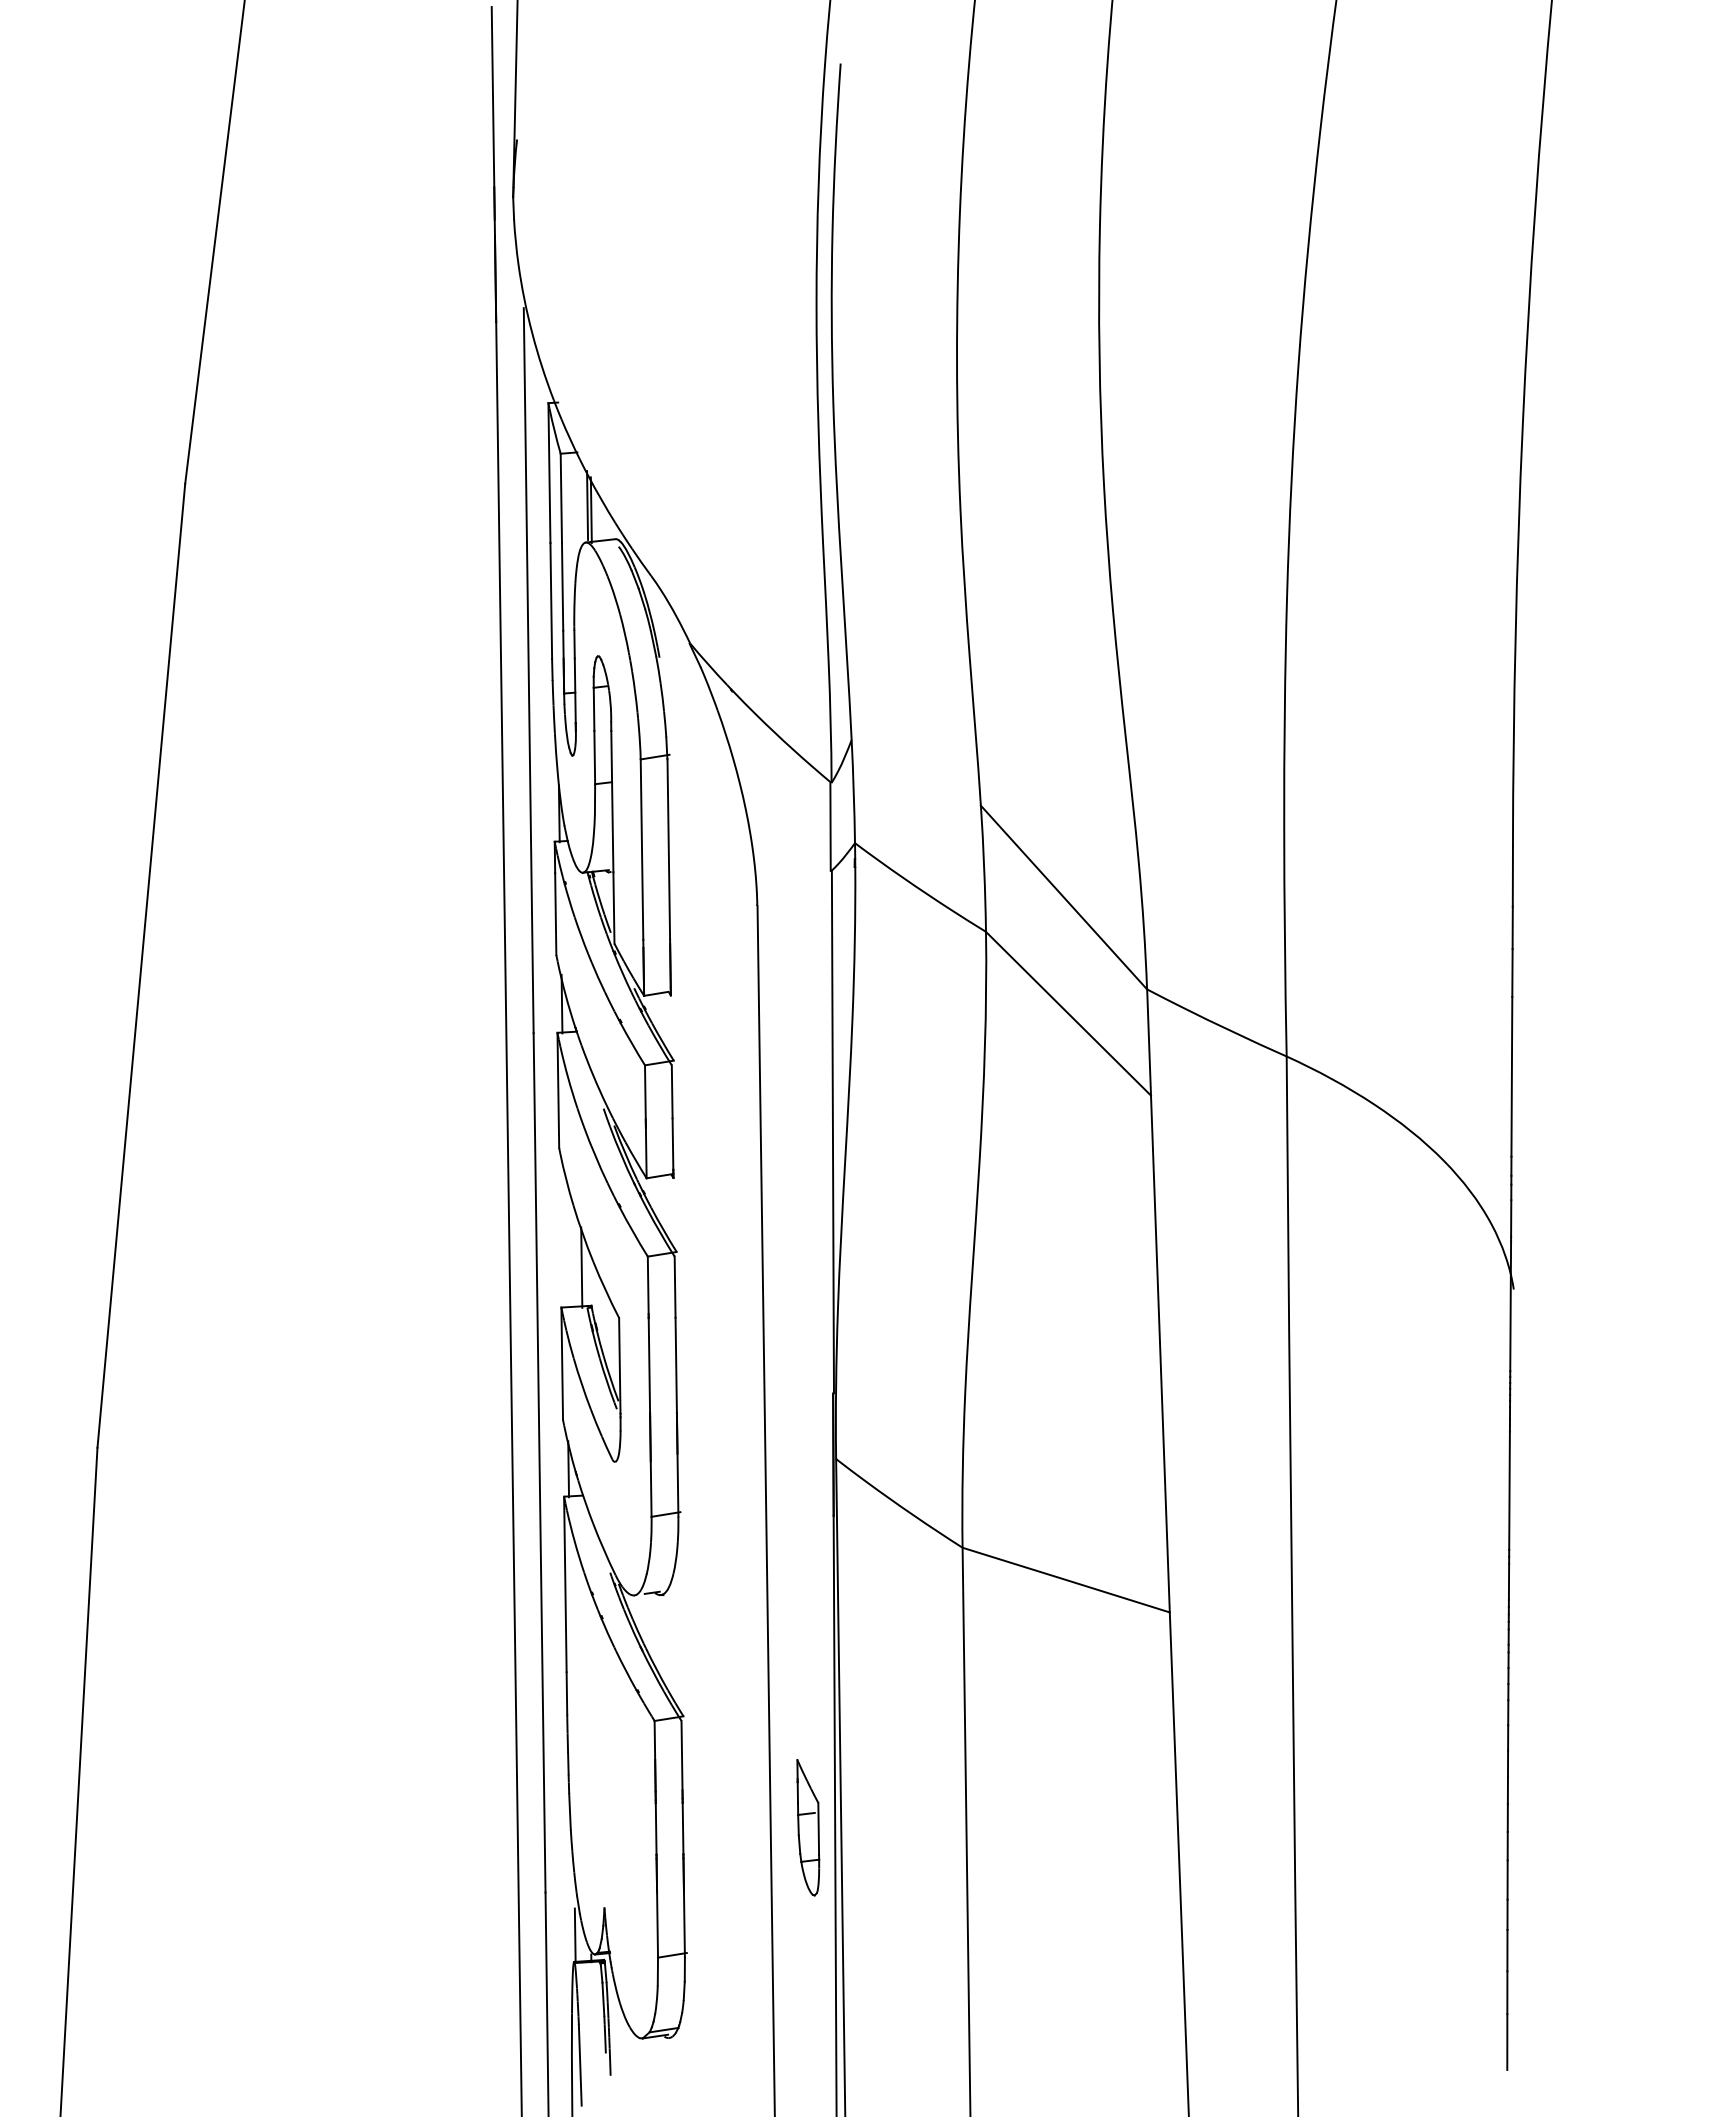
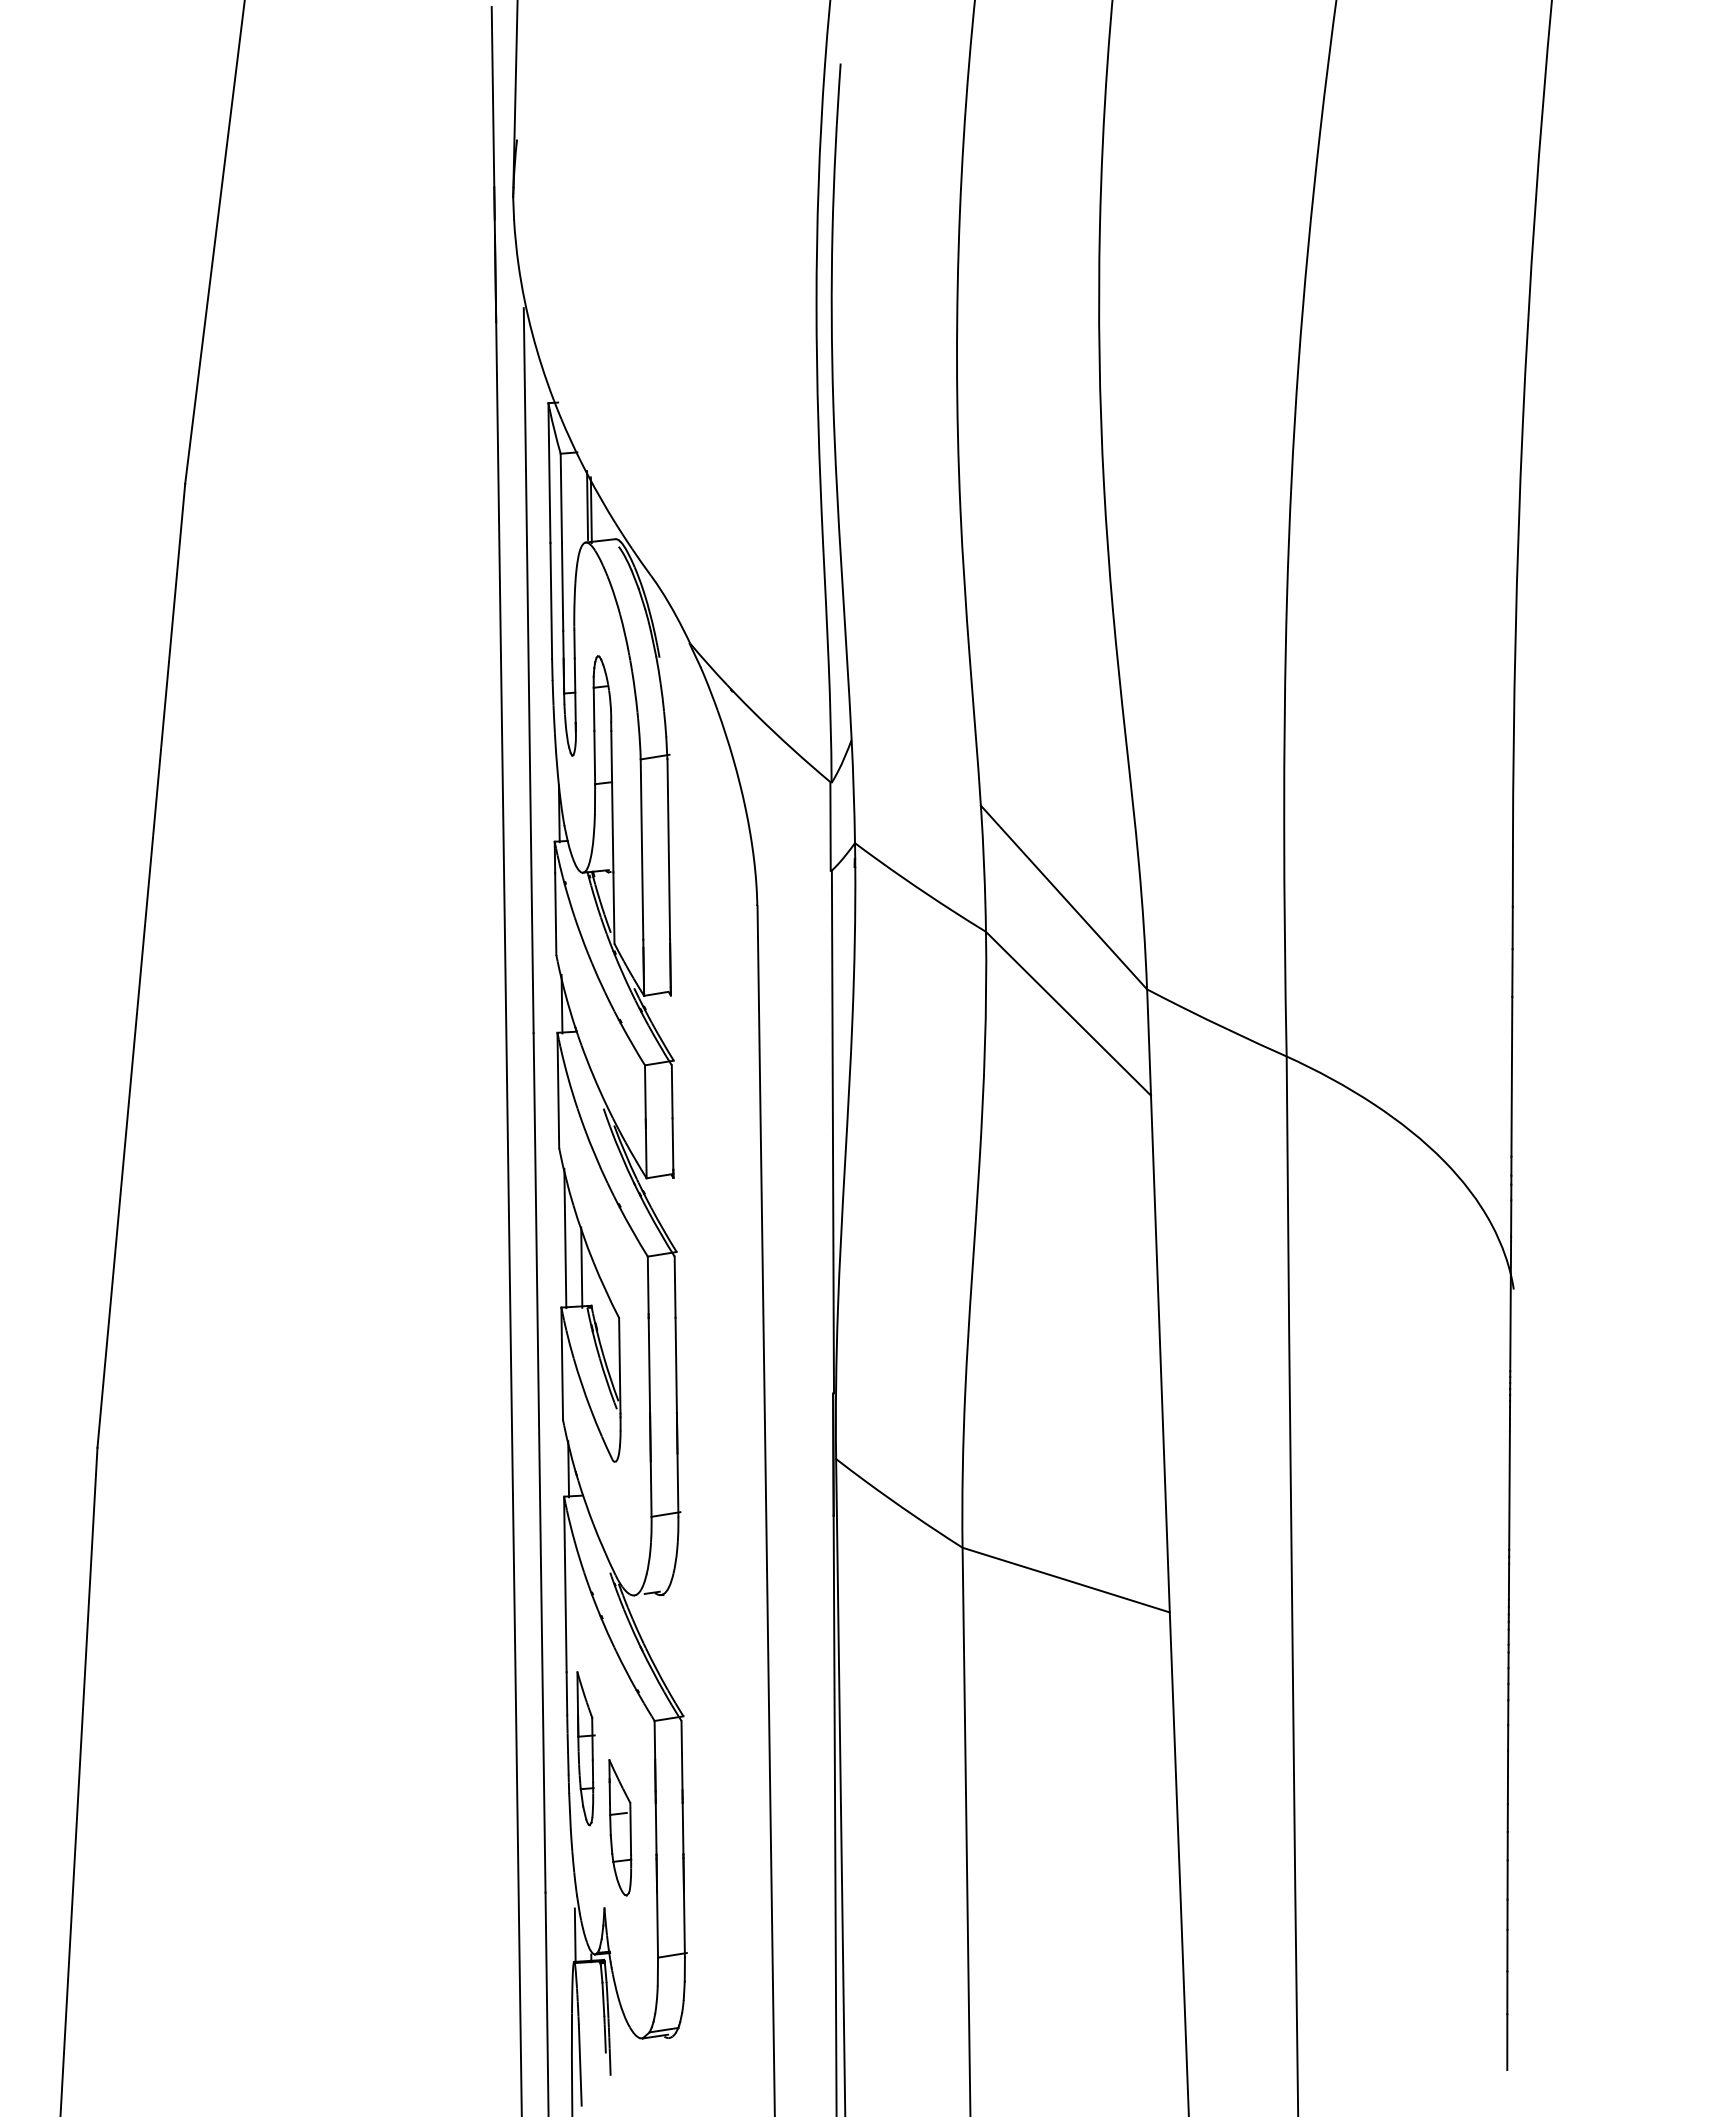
line: none -> present (565, 1238)
part: none -> present (585, 1748)
part position: (808, 1827) -> (620, 1827) (620, 1827)
